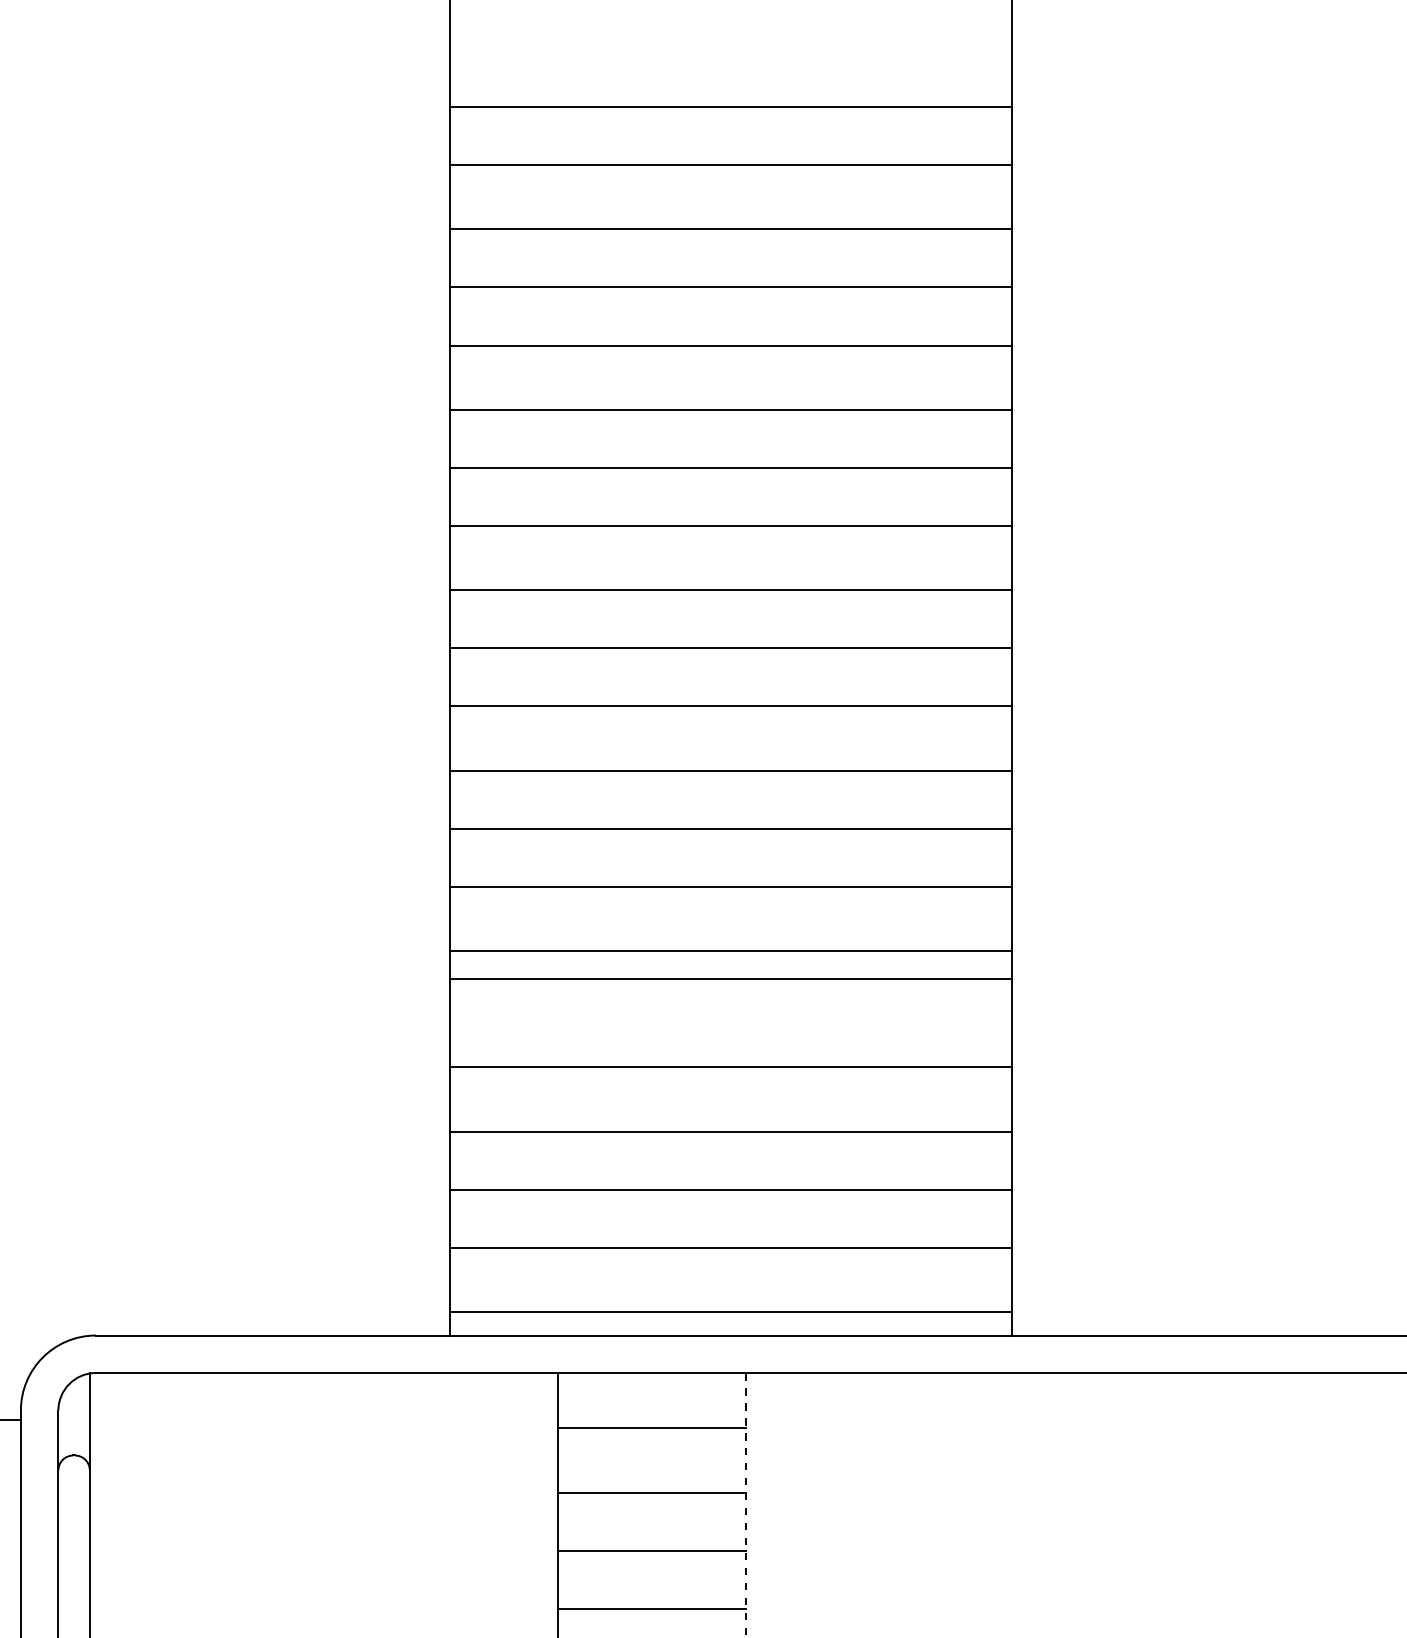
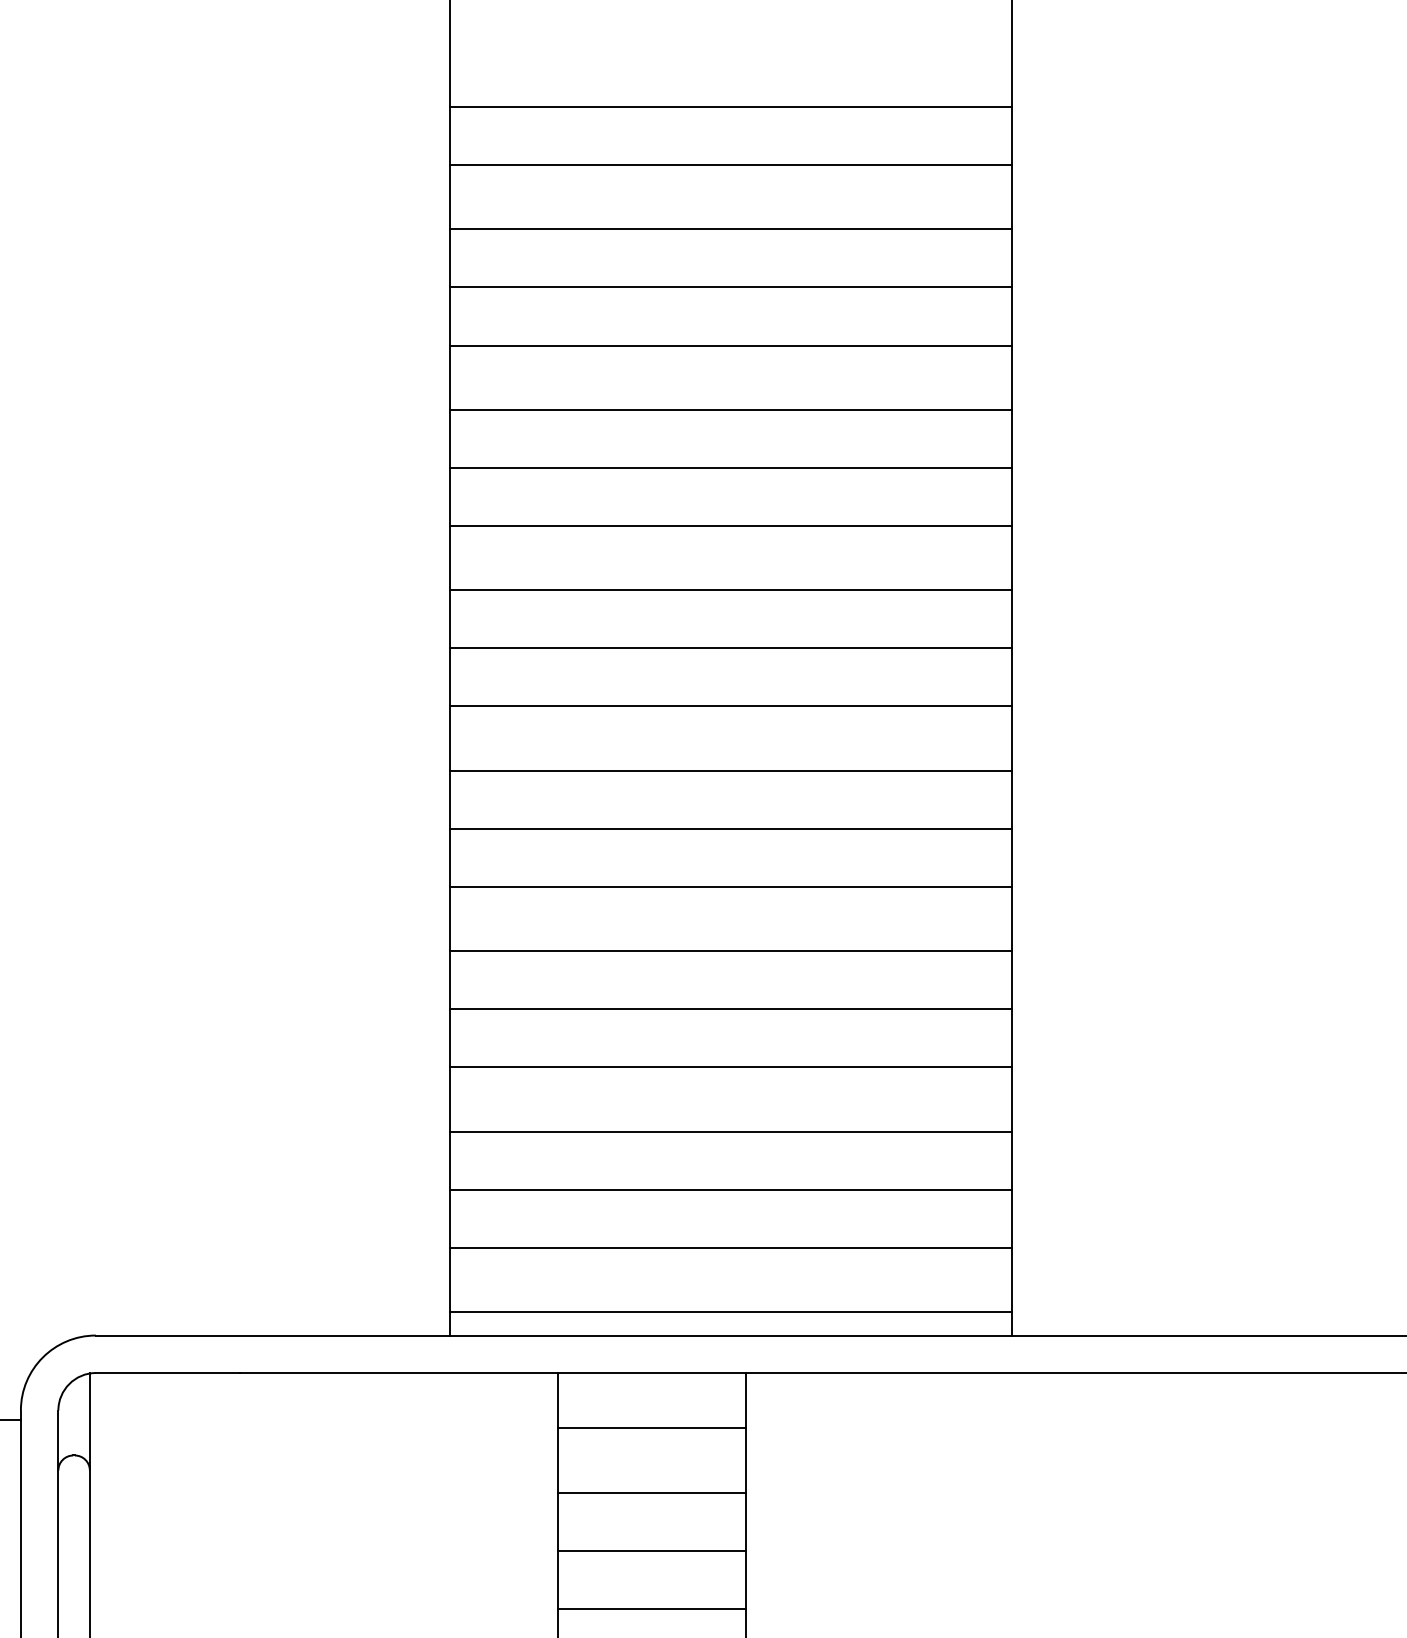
line position: (730, 979) -> (730, 1009) (730, 1009)
line: dashed -> solid (745, 1505)
